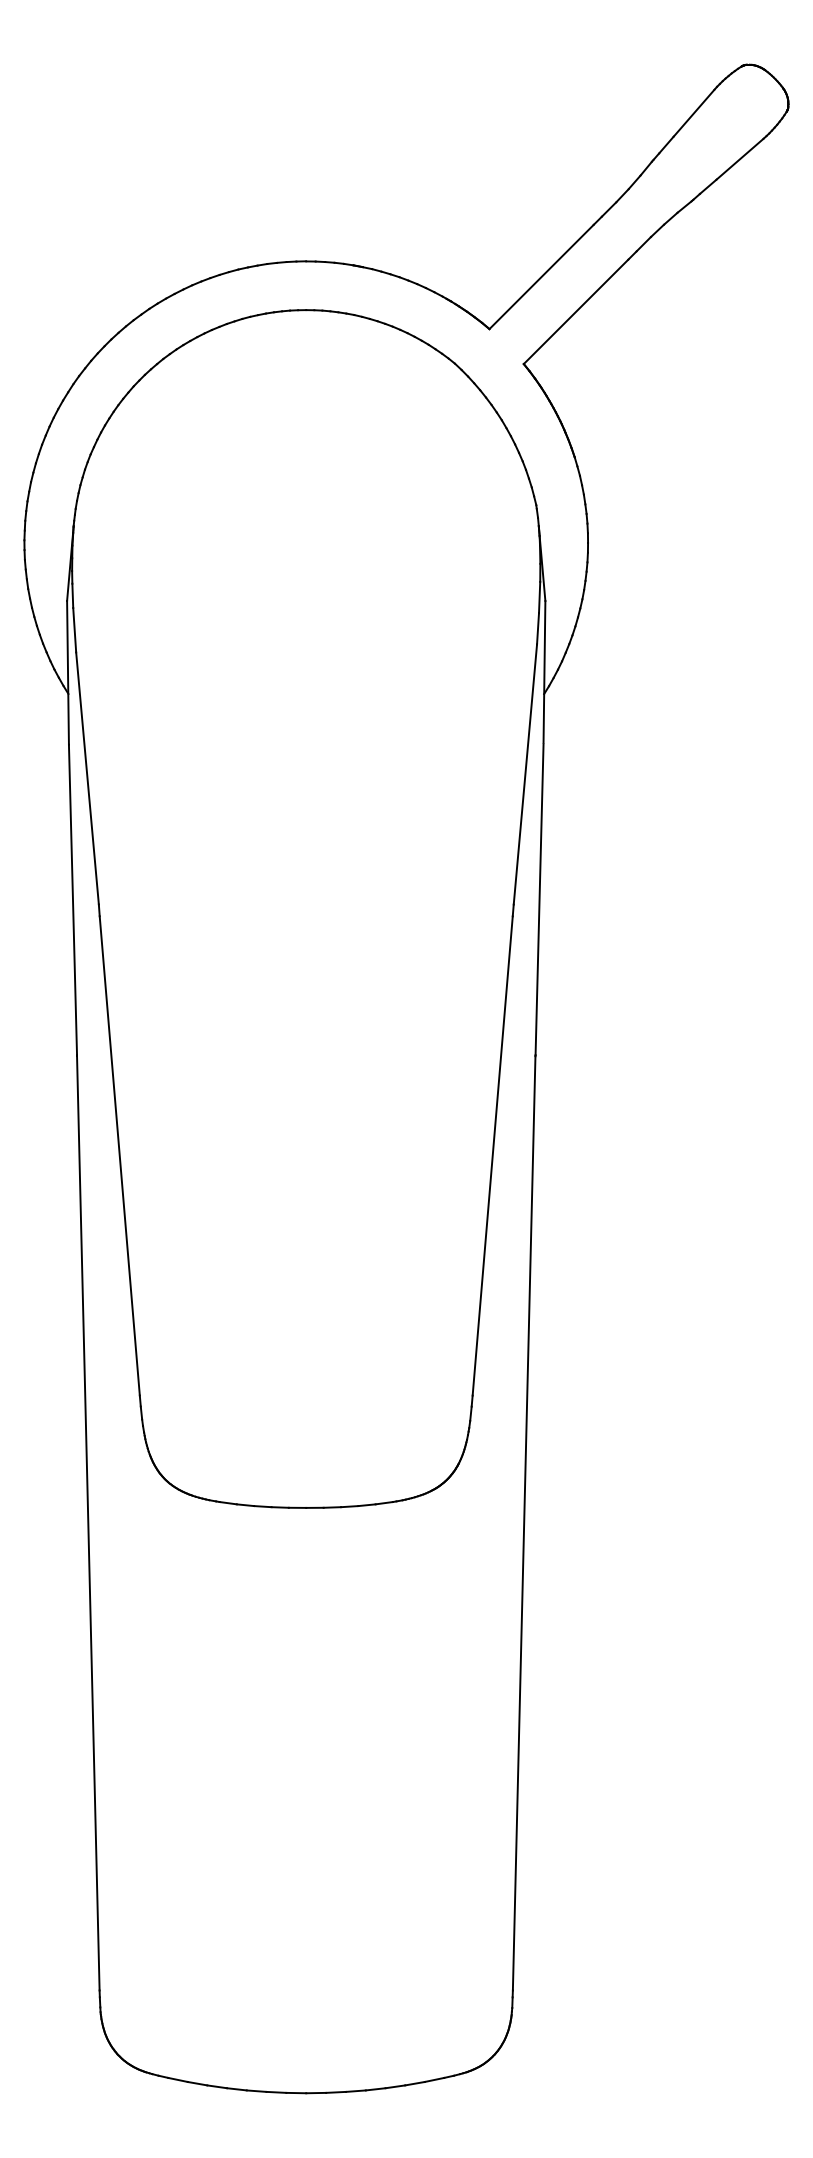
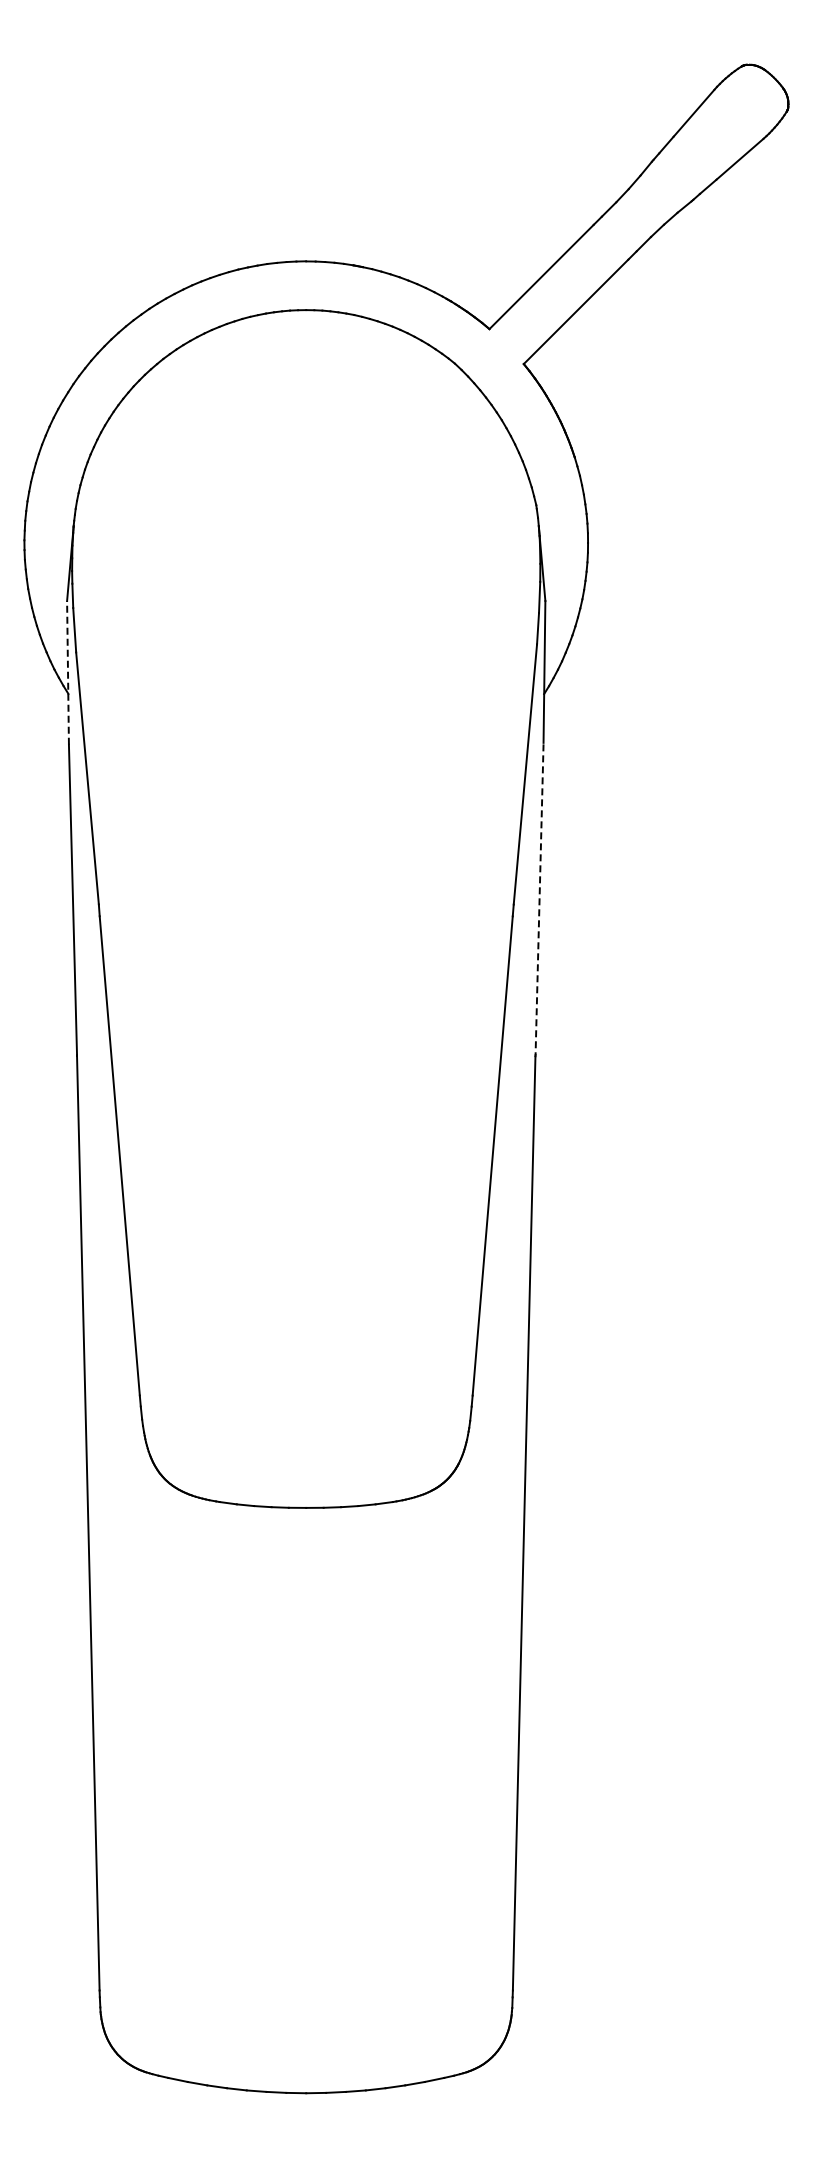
line: solid -> dashed (68, 672)
line: solid -> dashed (539, 900)
